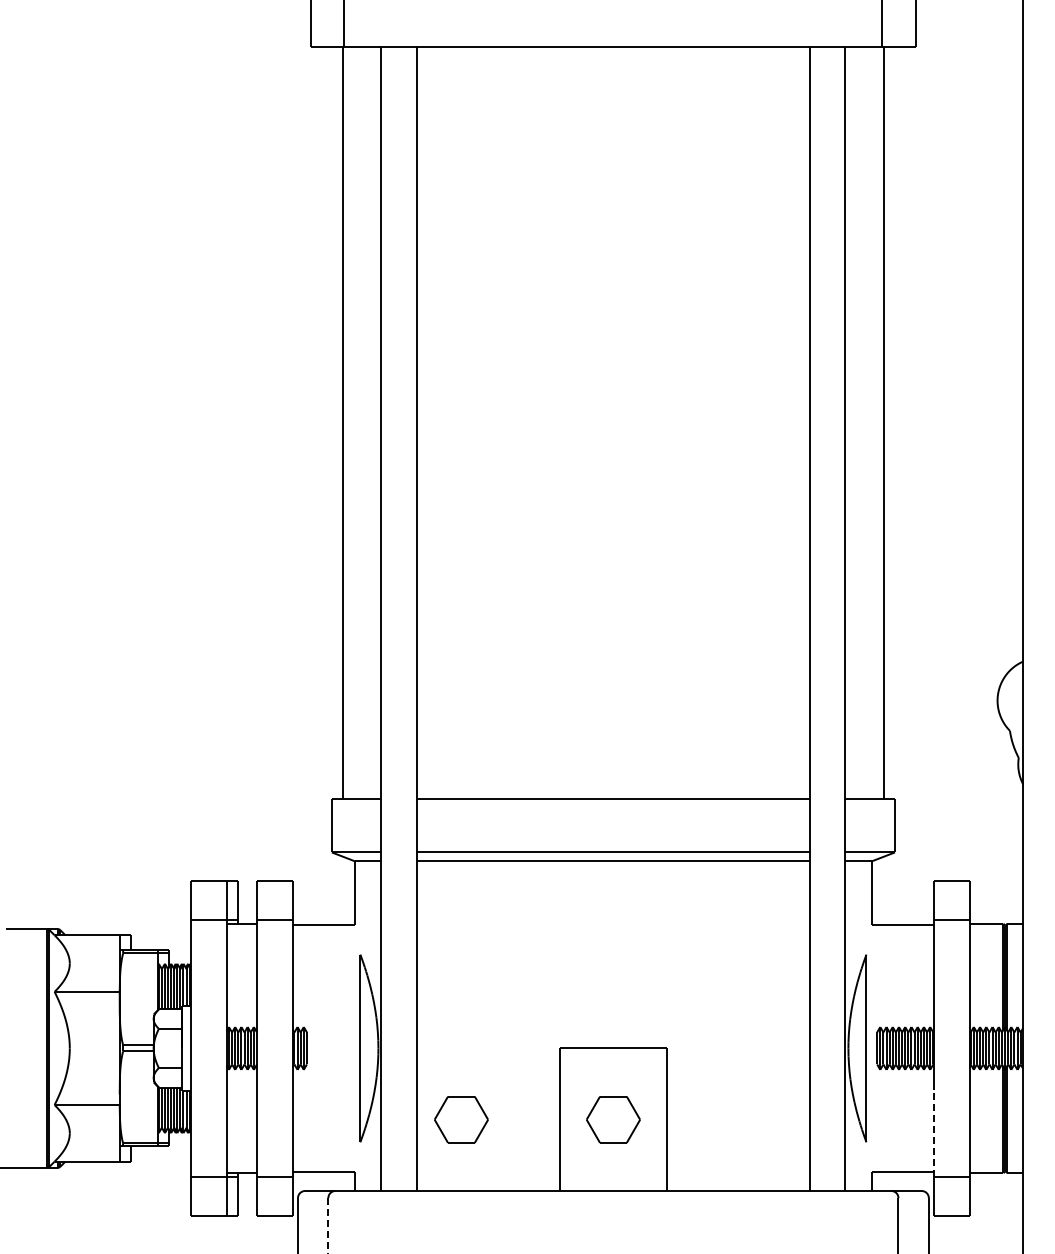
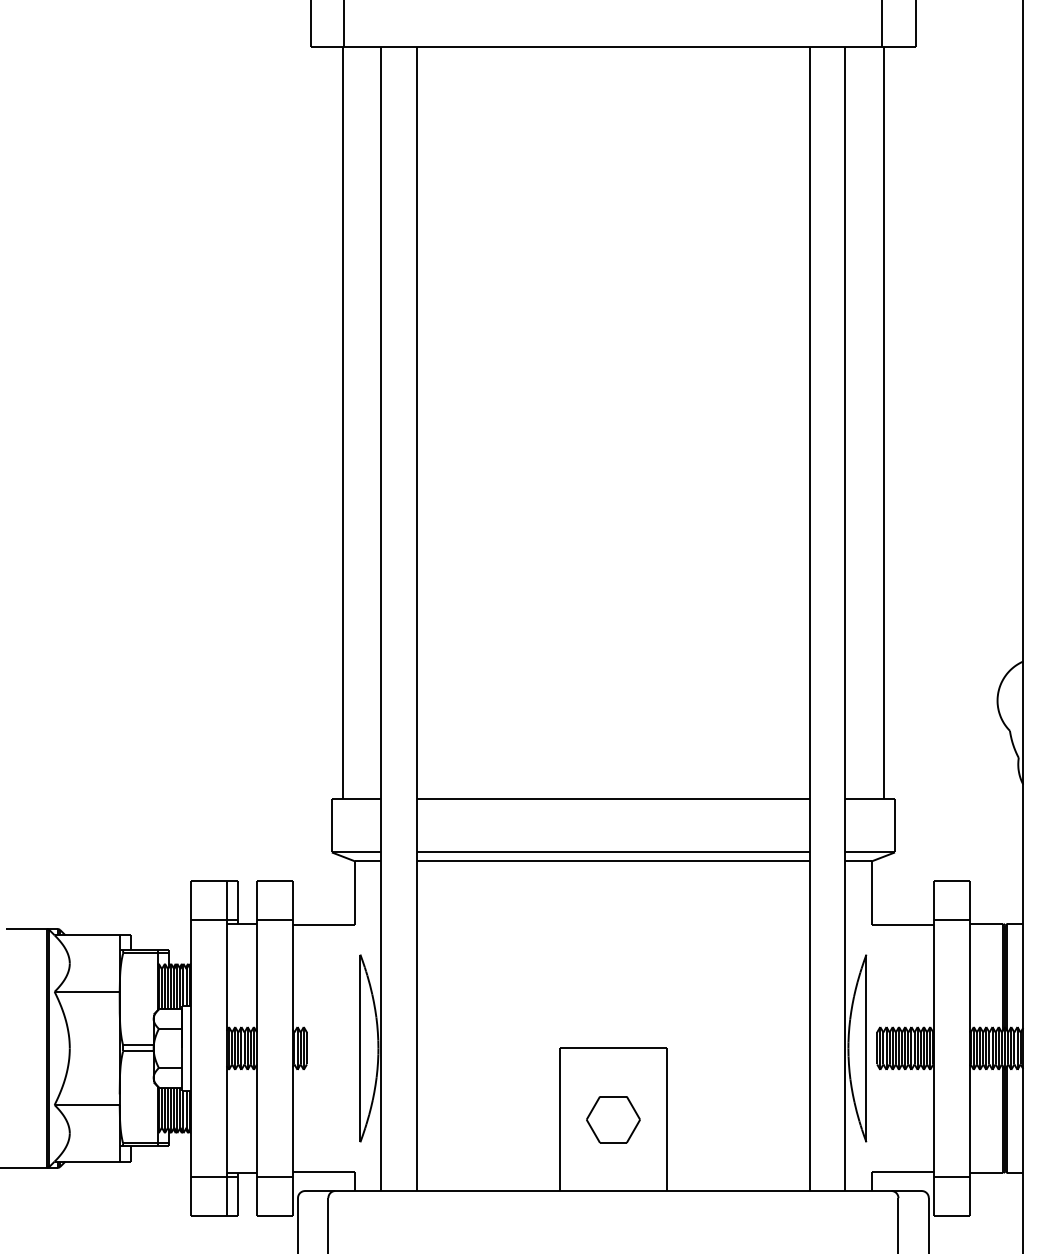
part: present -> none (461, 1119)
line: dashed -> solid (934, 1133)
line: dashed -> solid (328, 1226)
